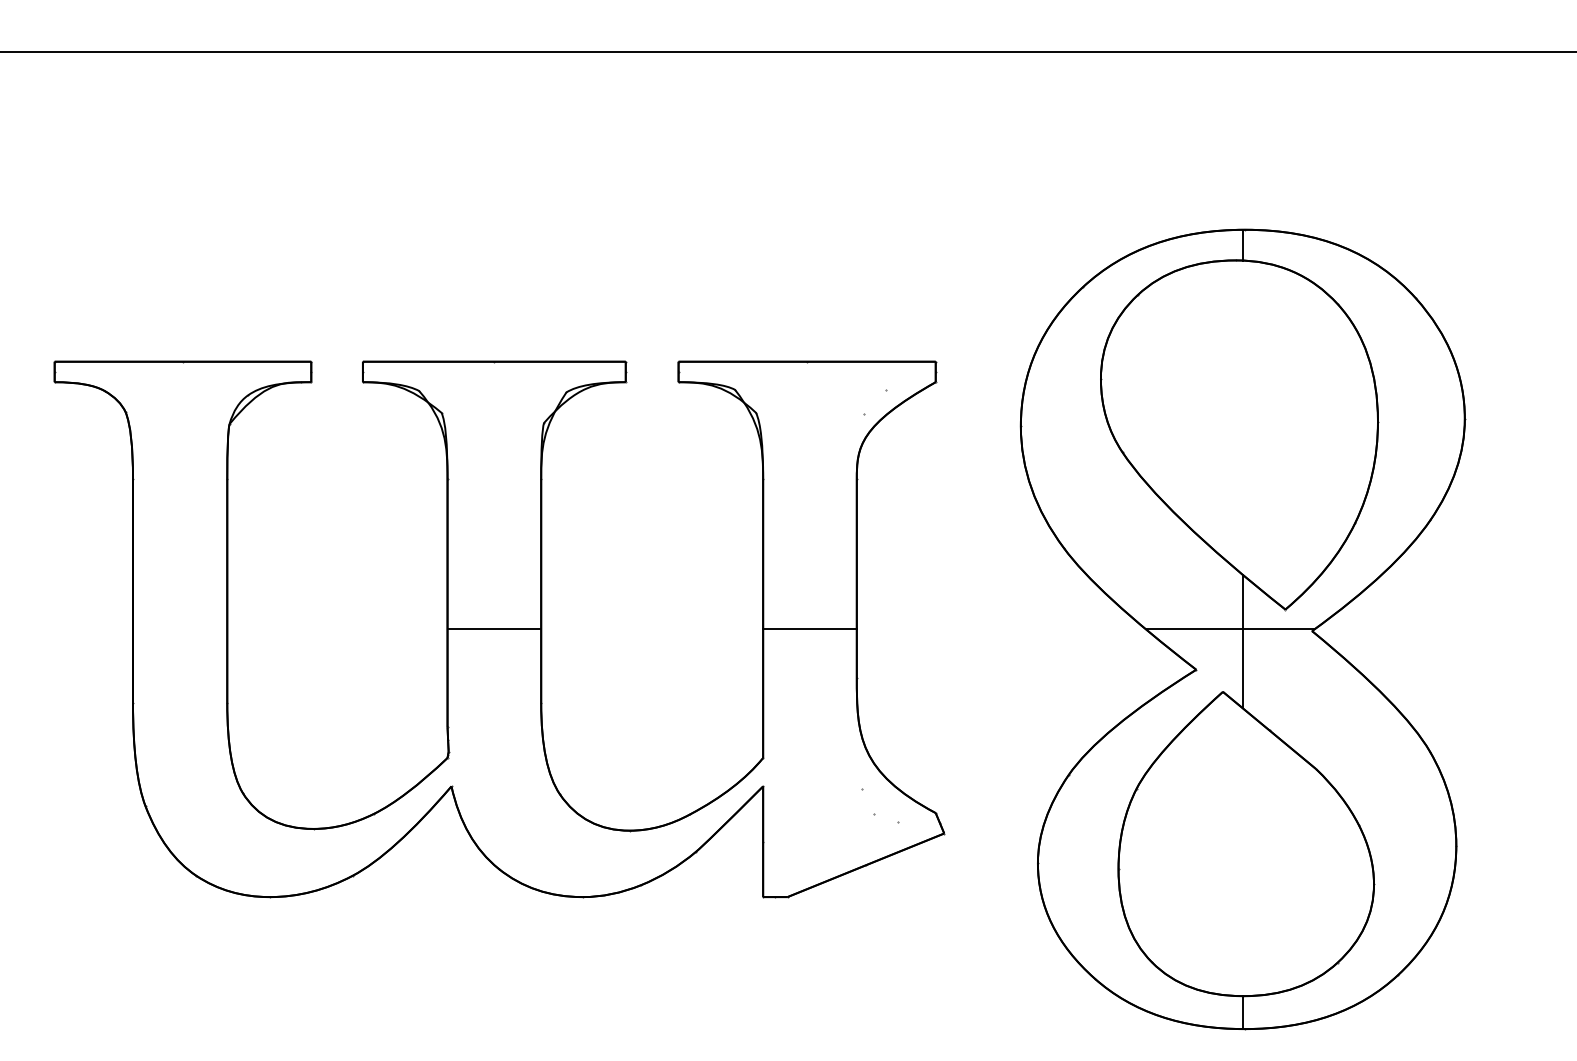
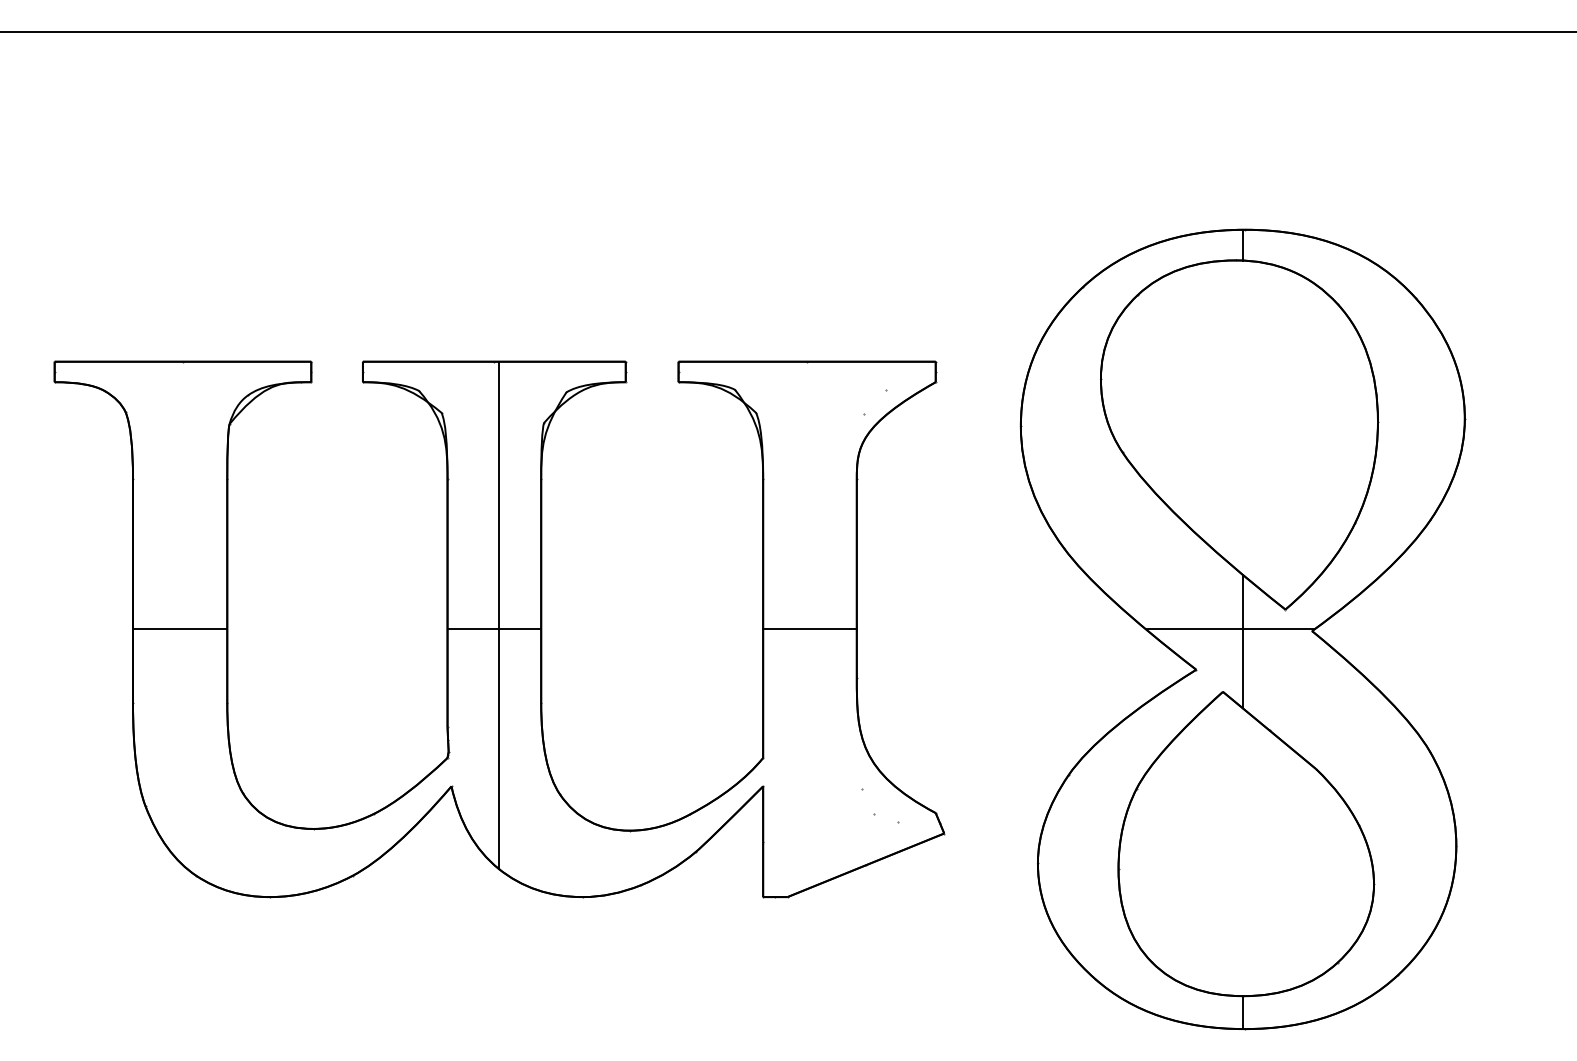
line position: (787, 51) -> (787, 31) (787, 31)
line: none -> present (499, 615)
line: none -> present (180, 629)
